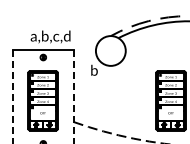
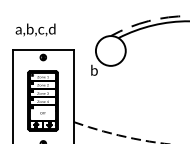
text position: (50, 36) -> (35, 29) (35, 29)
line: dashed -> solid (12, 96)
line: dashed -> solid (73, 96)
part: present -> none (170, 100)
